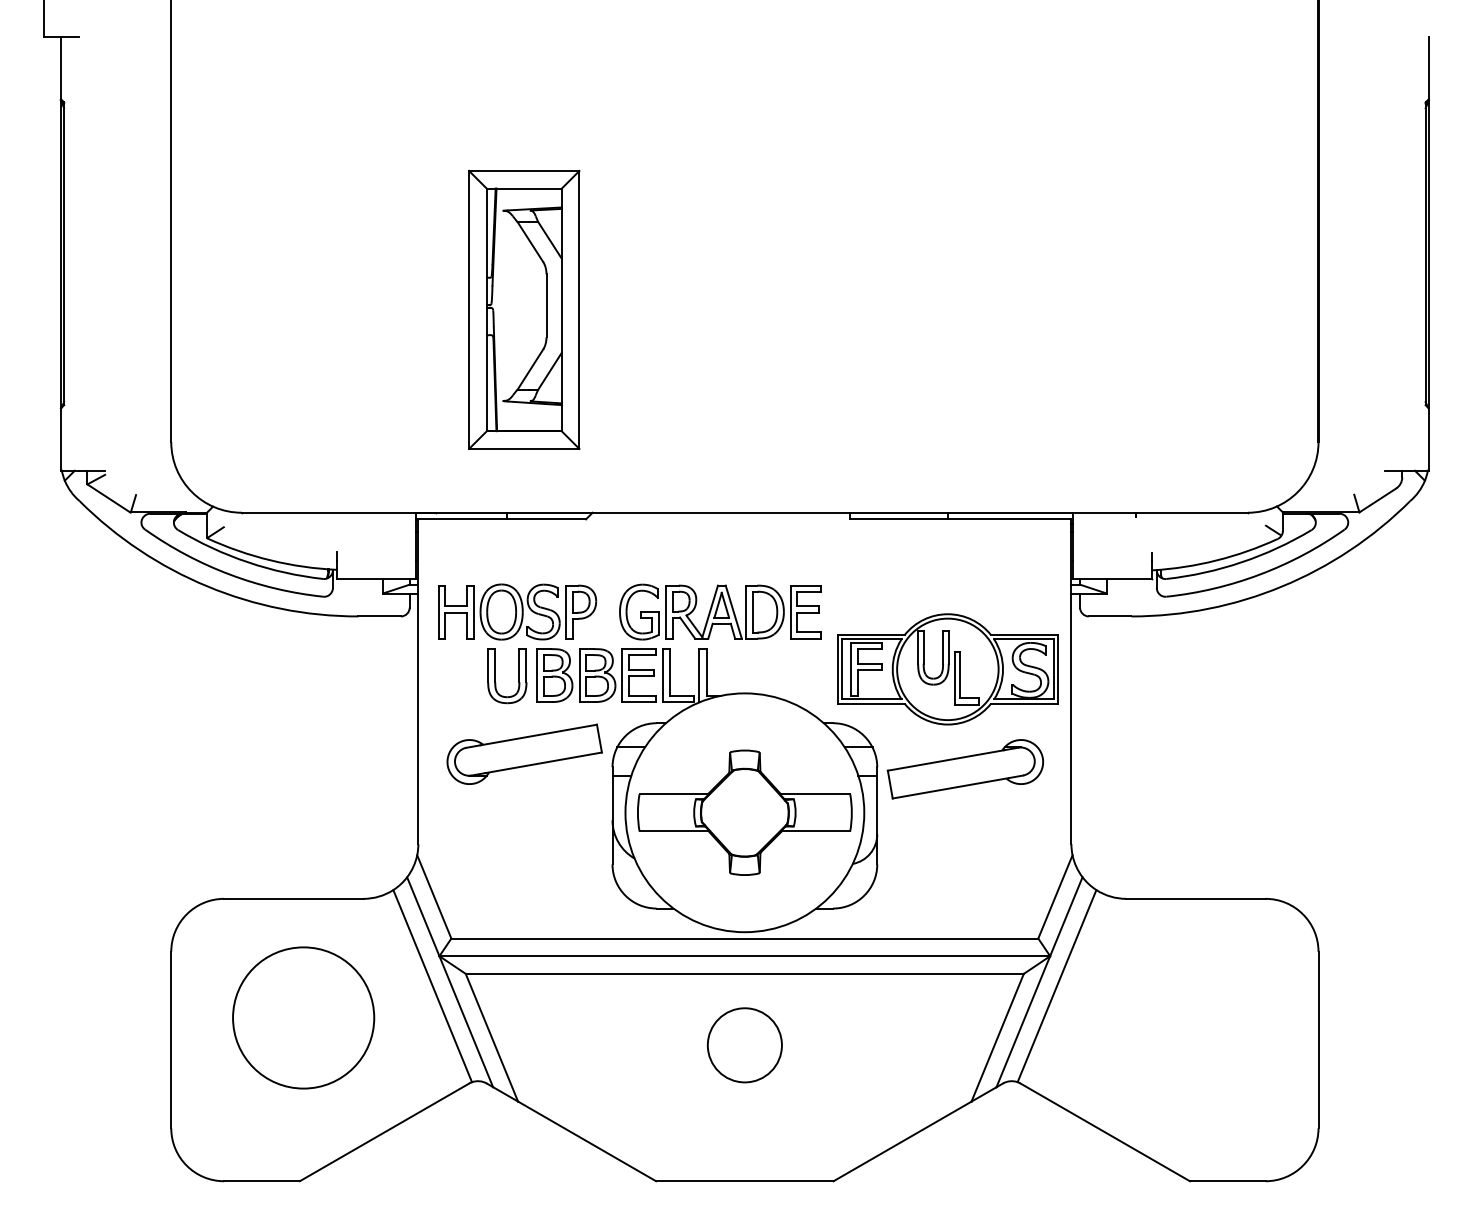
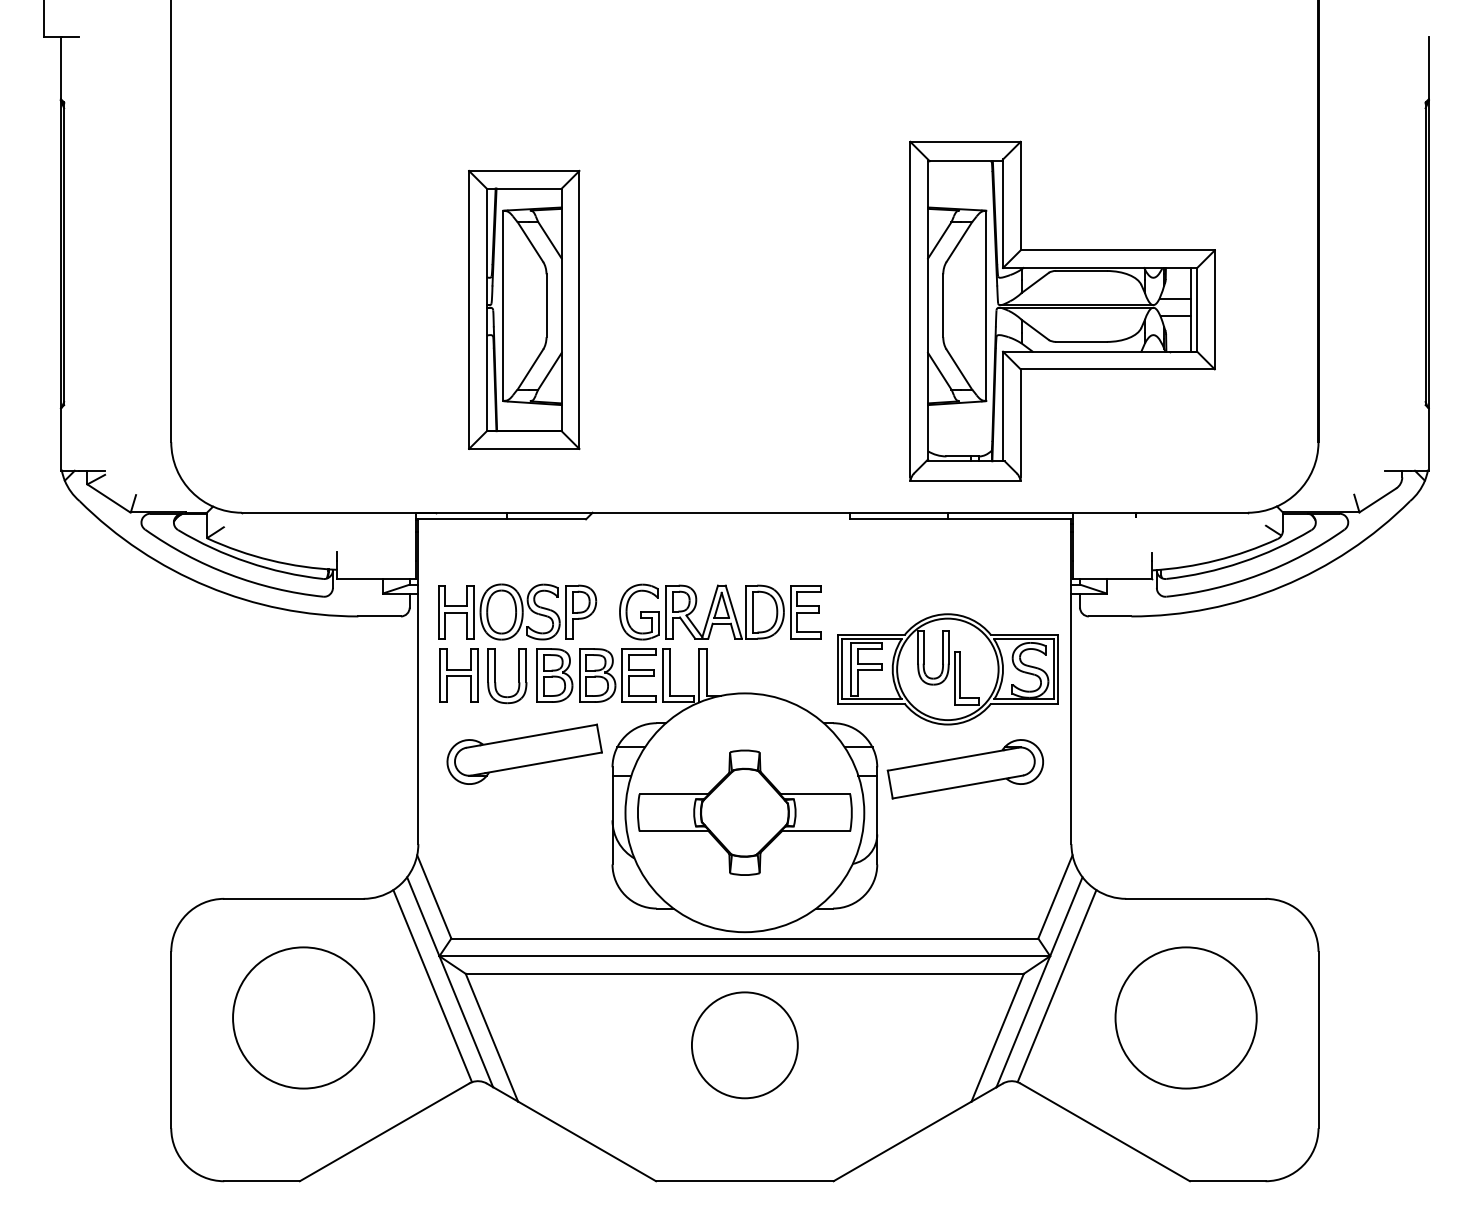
line: none -> present (503, 305)
part: none -> present (1062, 310)
part: none -> present (458, 675)
circle: none -> present (1185, 1017)
circle diameter: 74 px -> 106 px (744, 1045)
